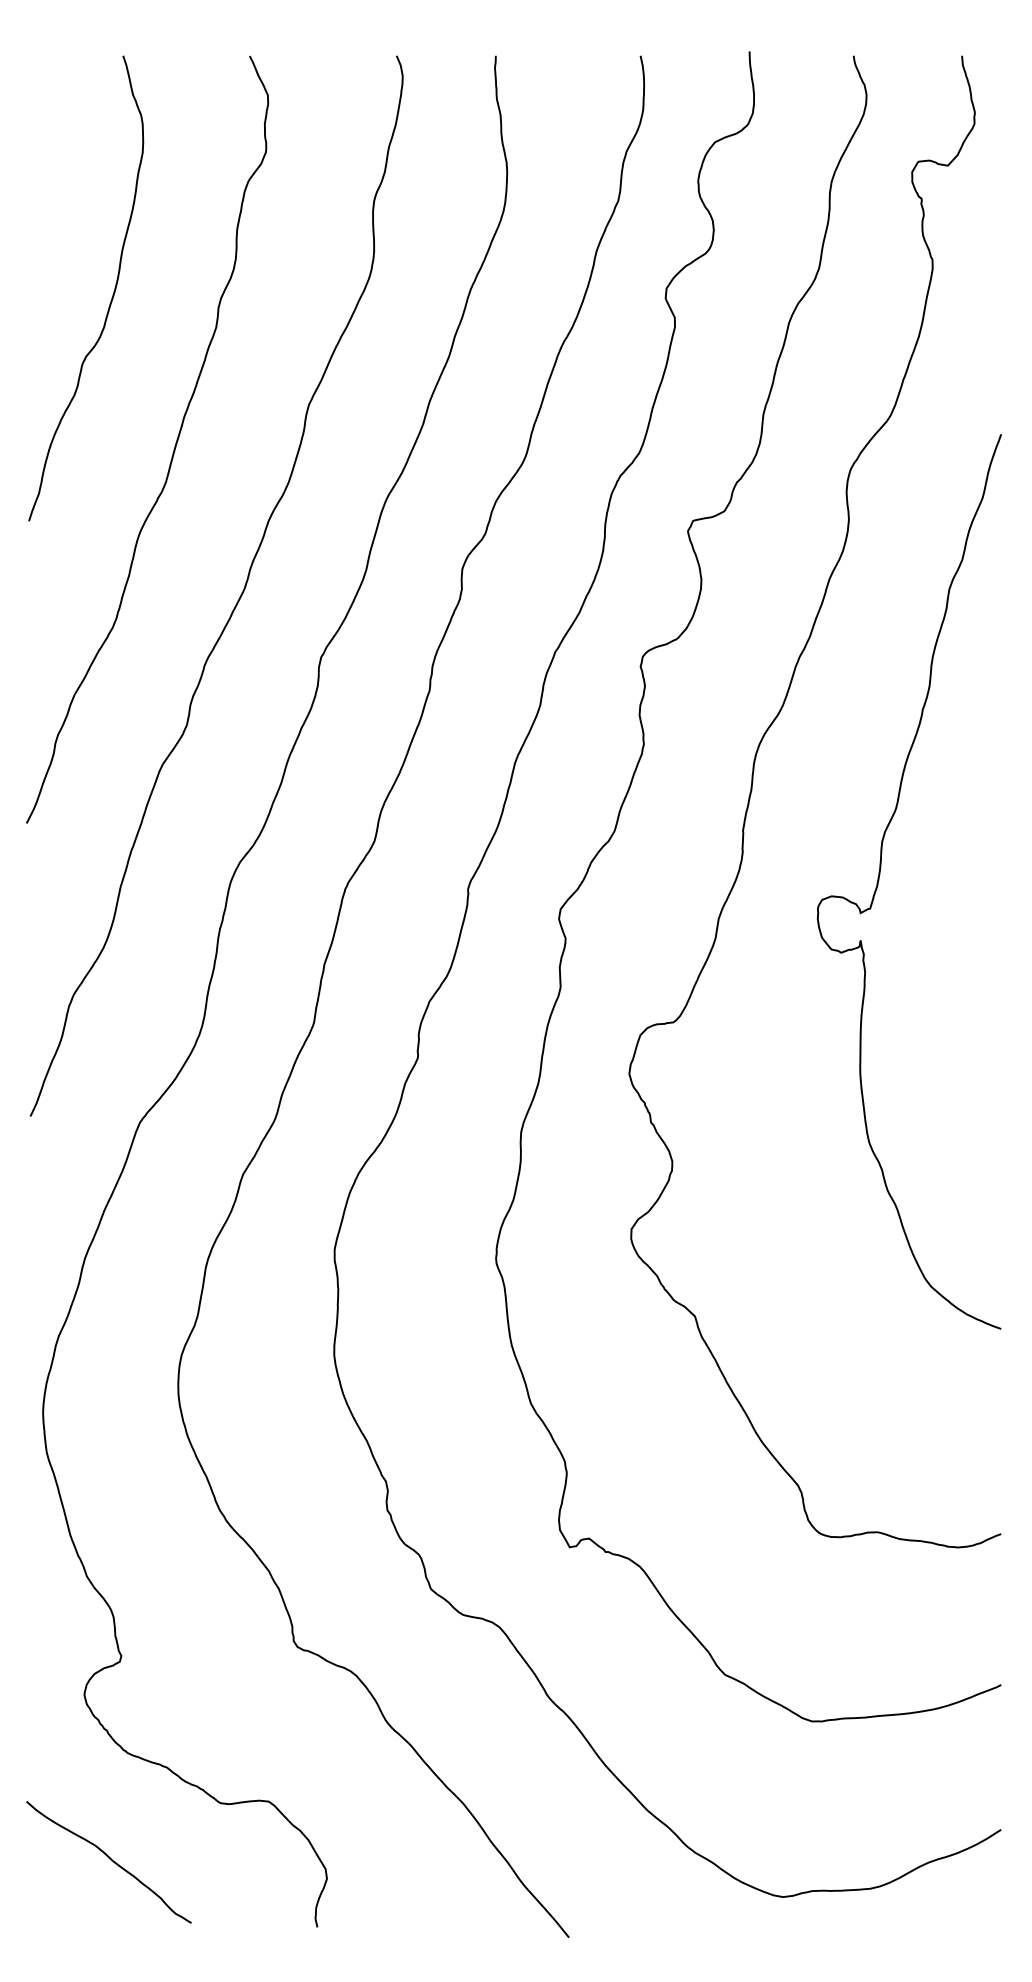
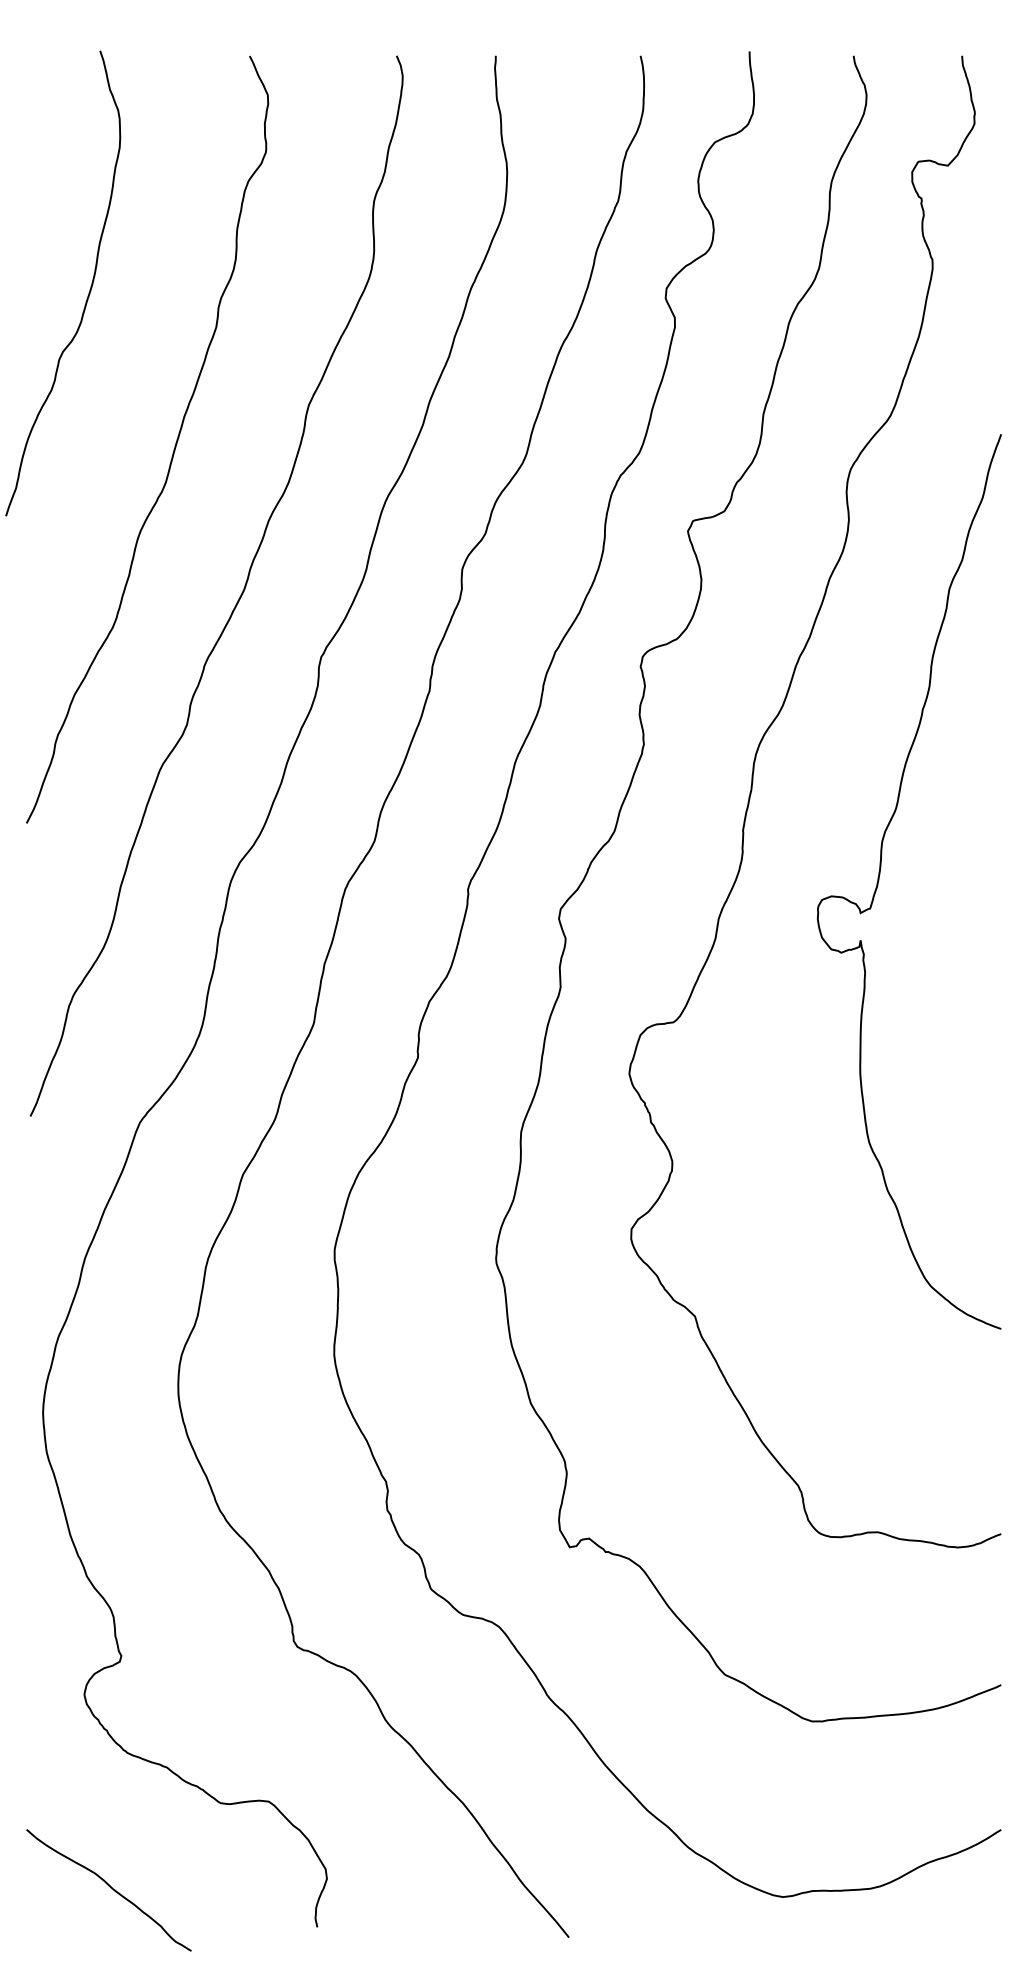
curve position: (111, 297) -> (88, 292) (88, 292)
curve position: (110, 1860) -> (110, 1888) (110, 1888)
